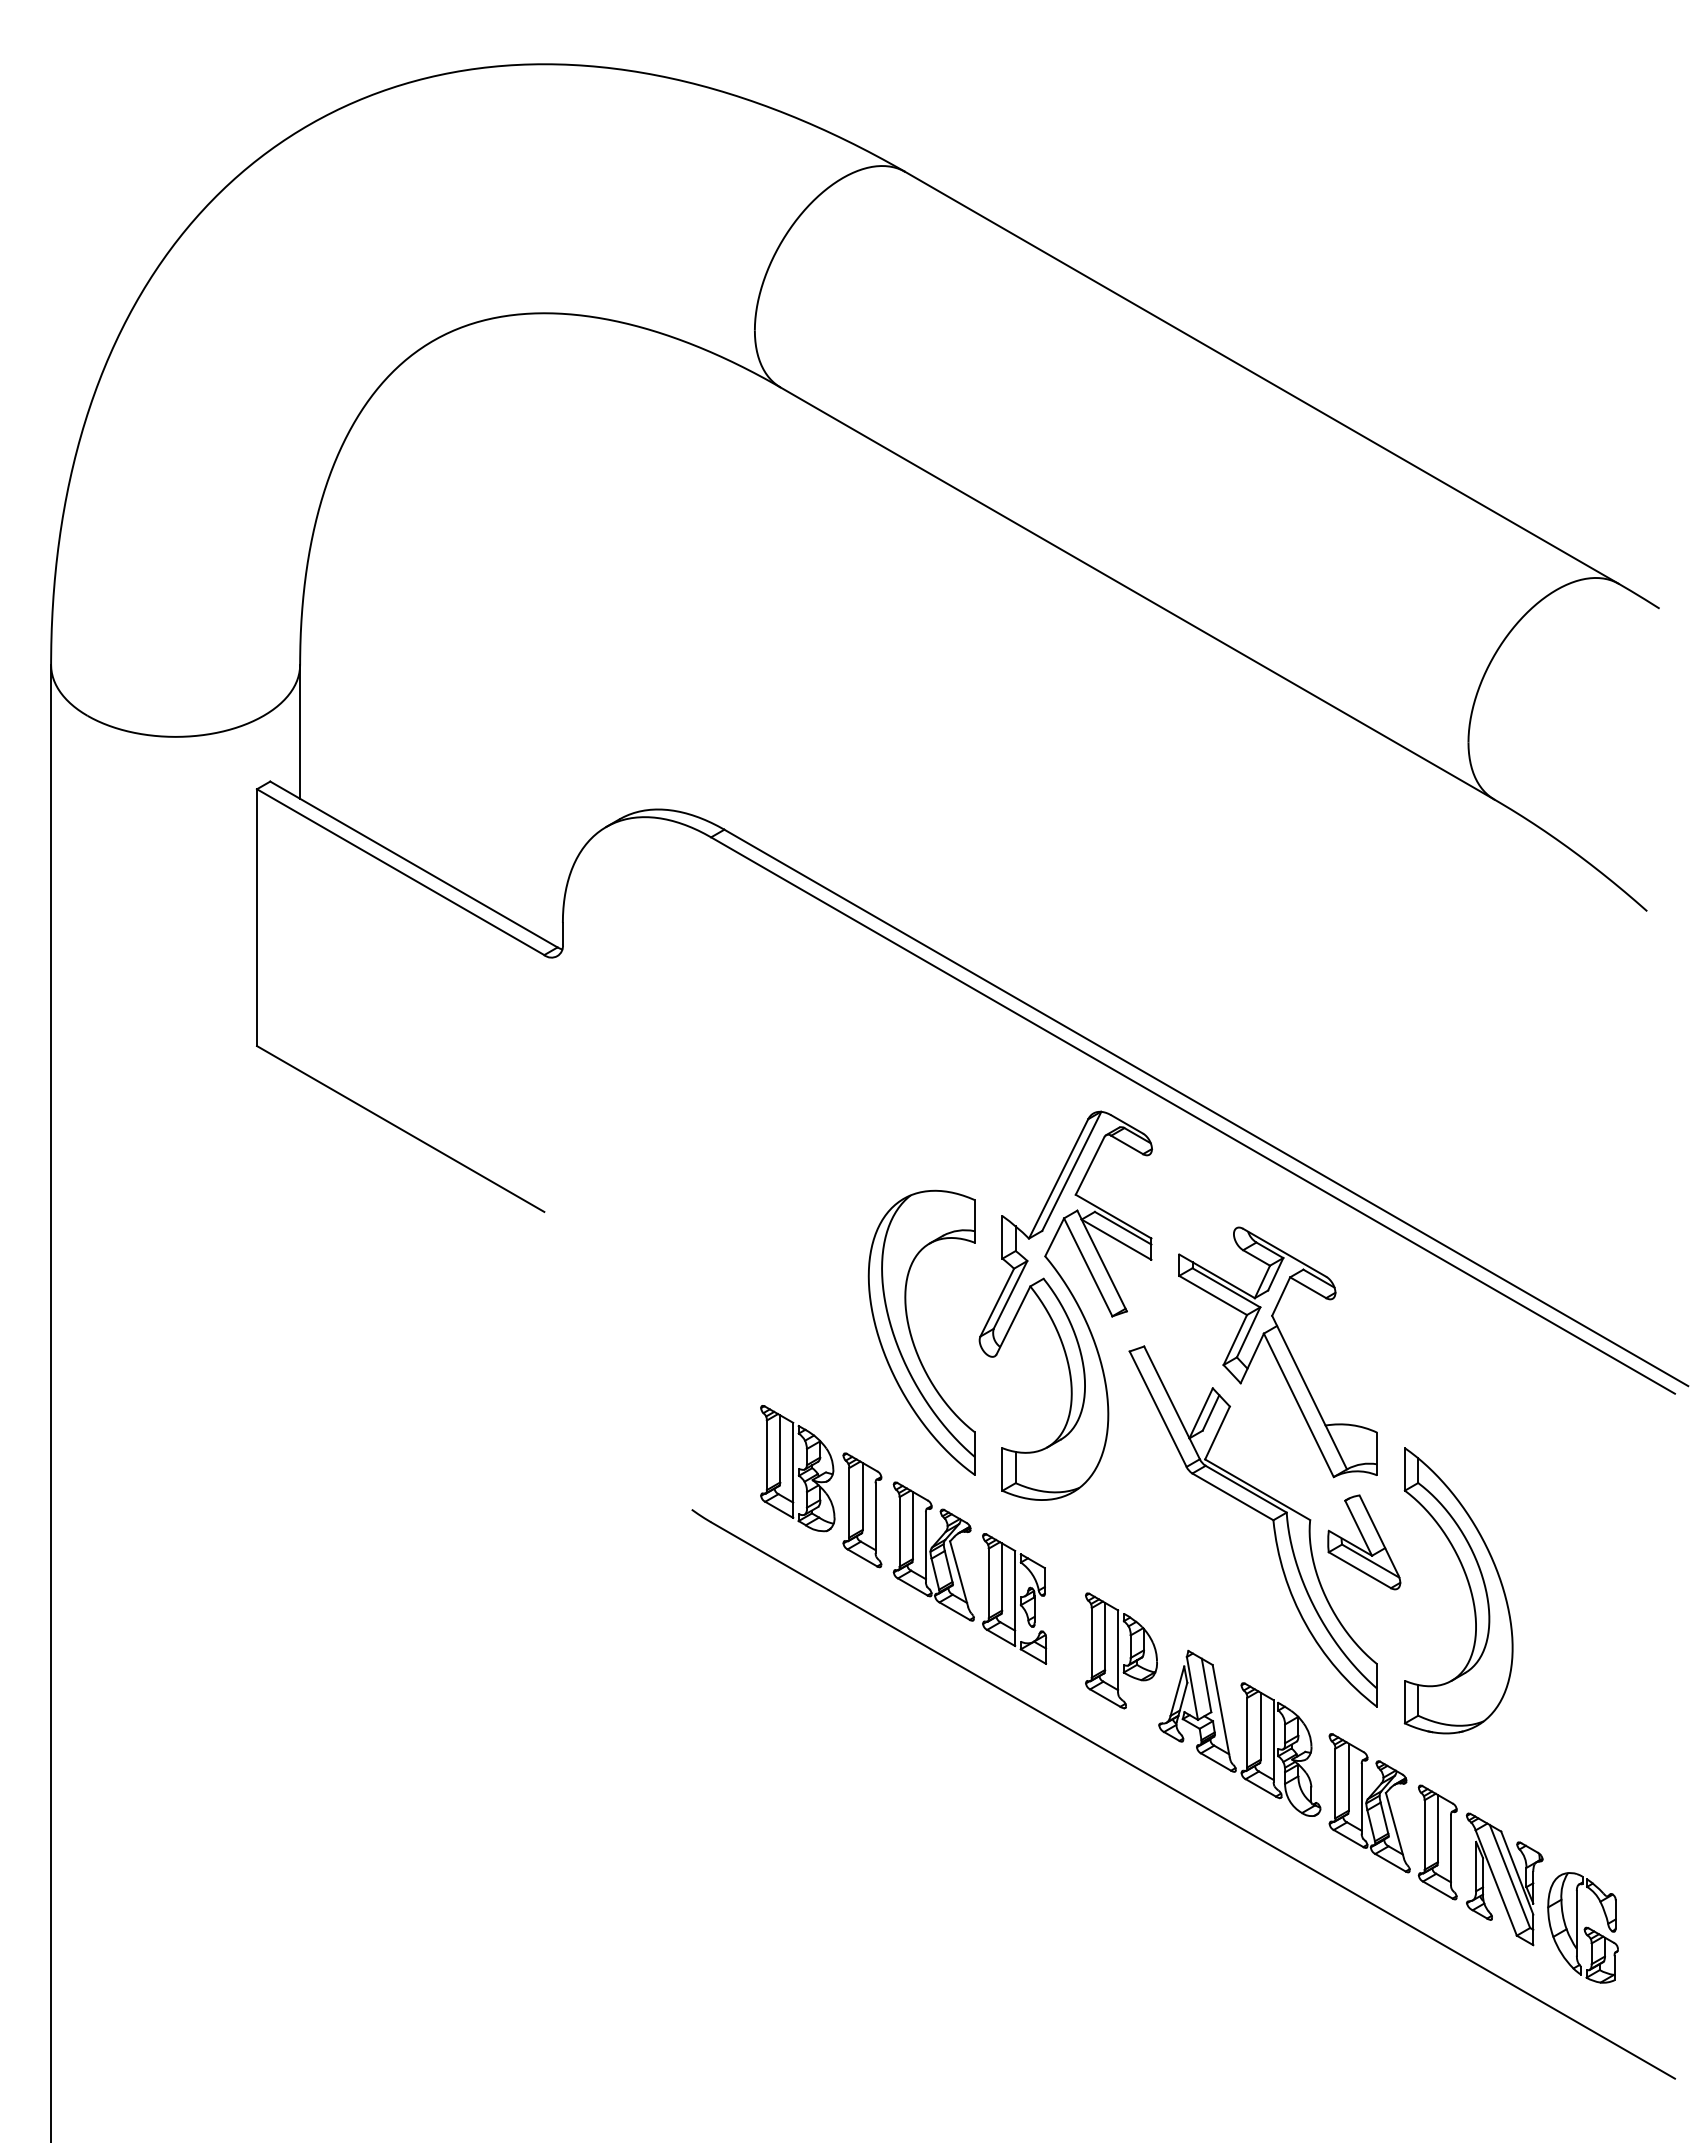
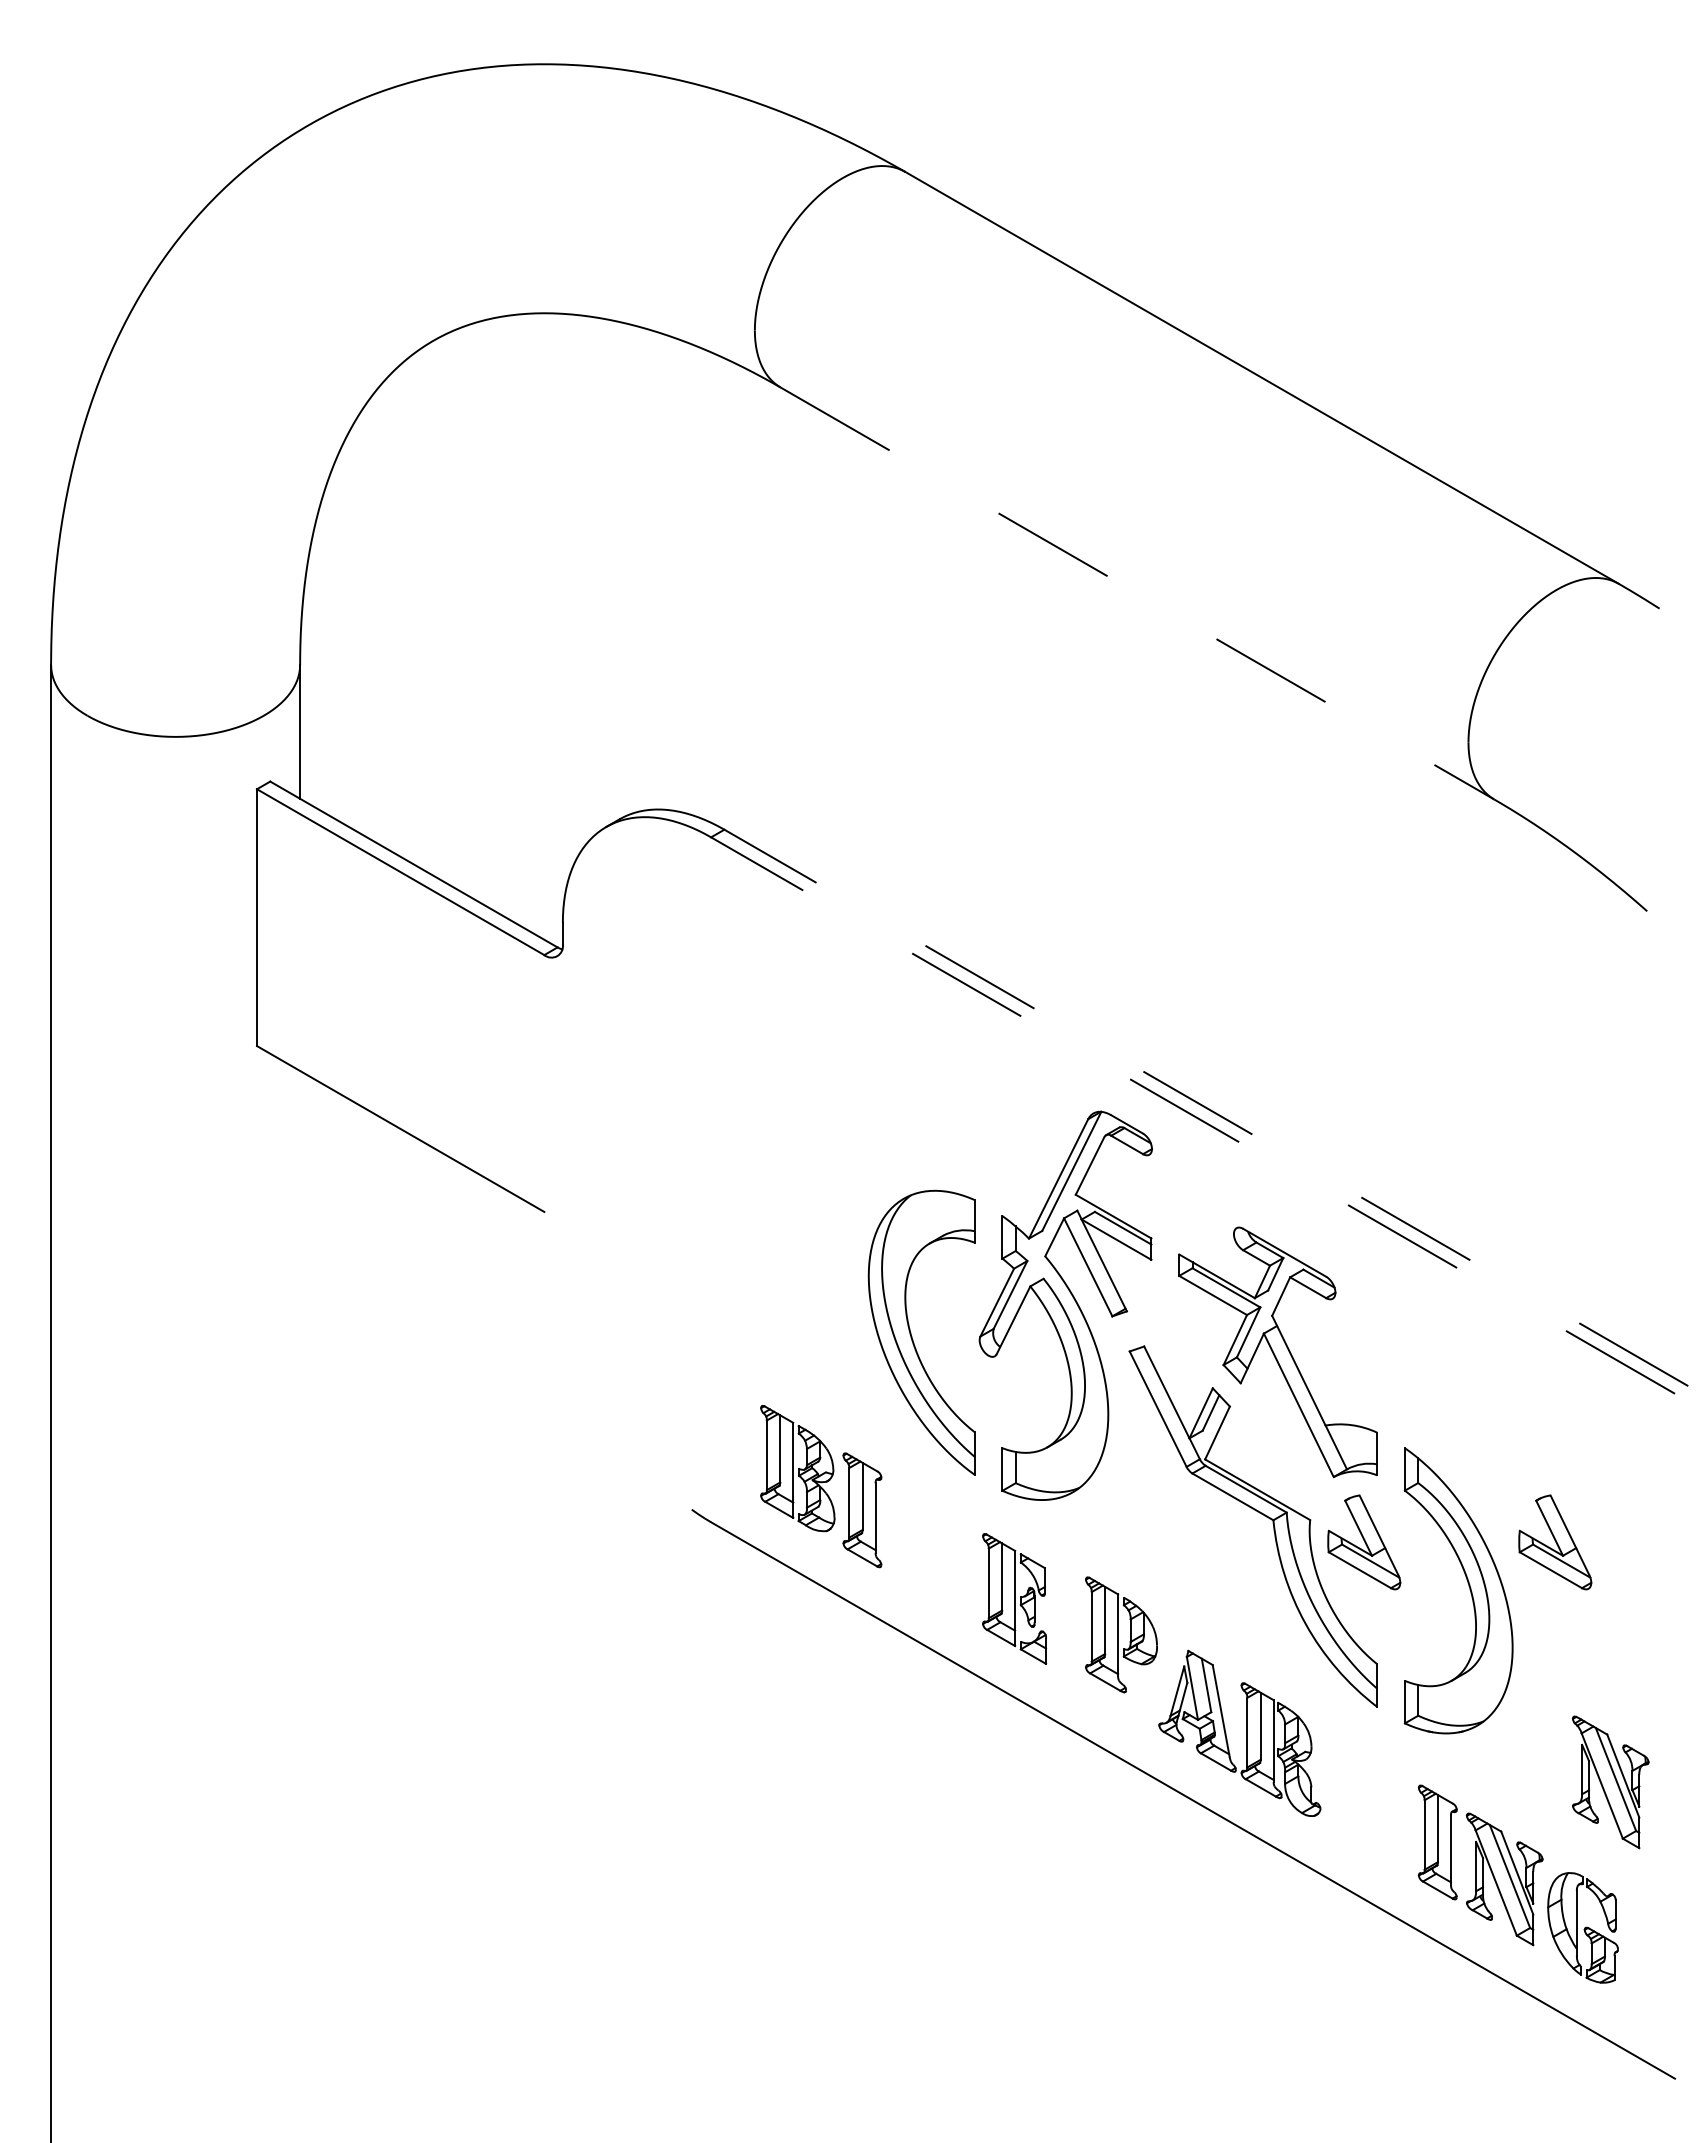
line: solid -> dashed (1137, 593)
line: solid -> dashed (1205, 1107)
line: solid -> dashed (1192, 1115)
part: none -> present (1555, 1542)
part: present -> none (933, 1551)
part position: (1121, 1650) -> (1121, 1634) (1121, 1634)
part: none -> present (1610, 1782)
part: present -> none (1369, 1803)
